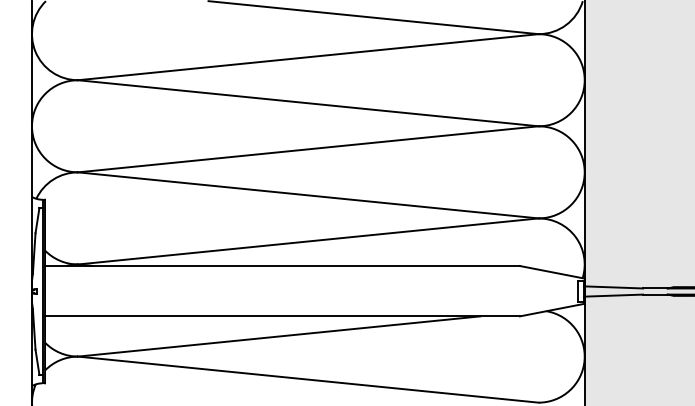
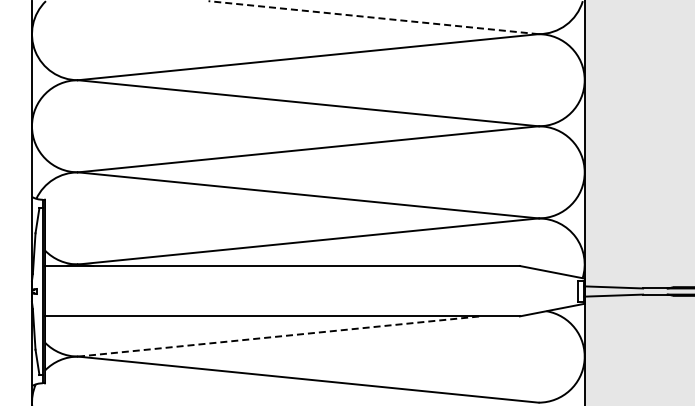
line: solid -> dashed (373, 17)
line: solid -> dashed (279, 336)
